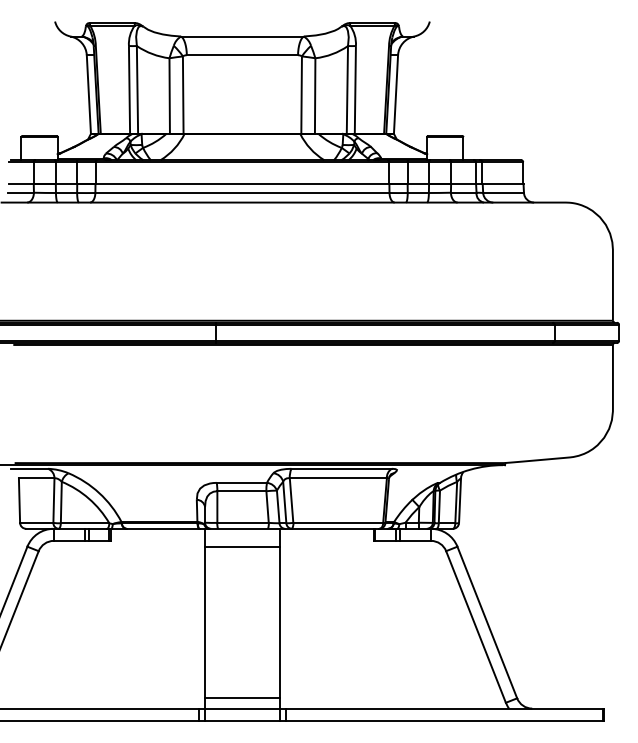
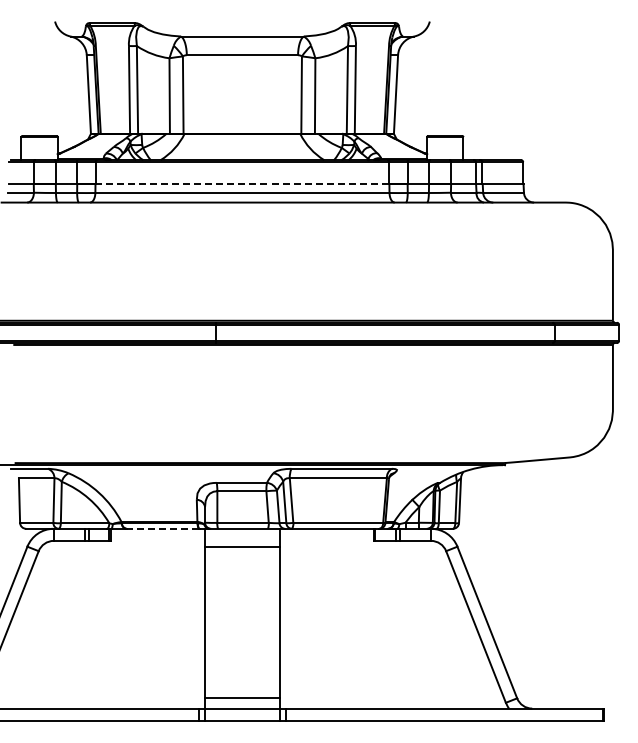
line: solid -> dashed (242, 184)
line: solid -> dashed (162, 528)
